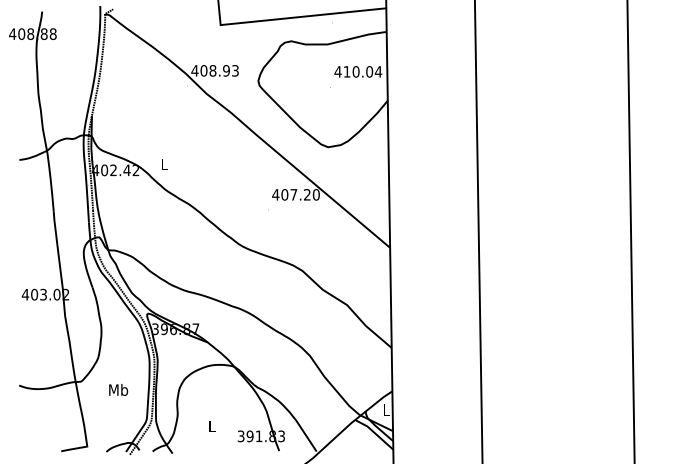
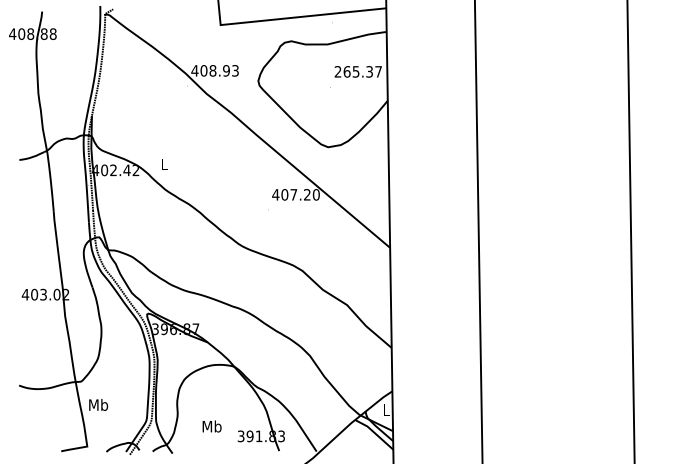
text: 410.04 -> 265.37 (358, 71)
text position: (118, 389) -> (98, 404) (98, 404)
text: L -> Mb (211, 426)
